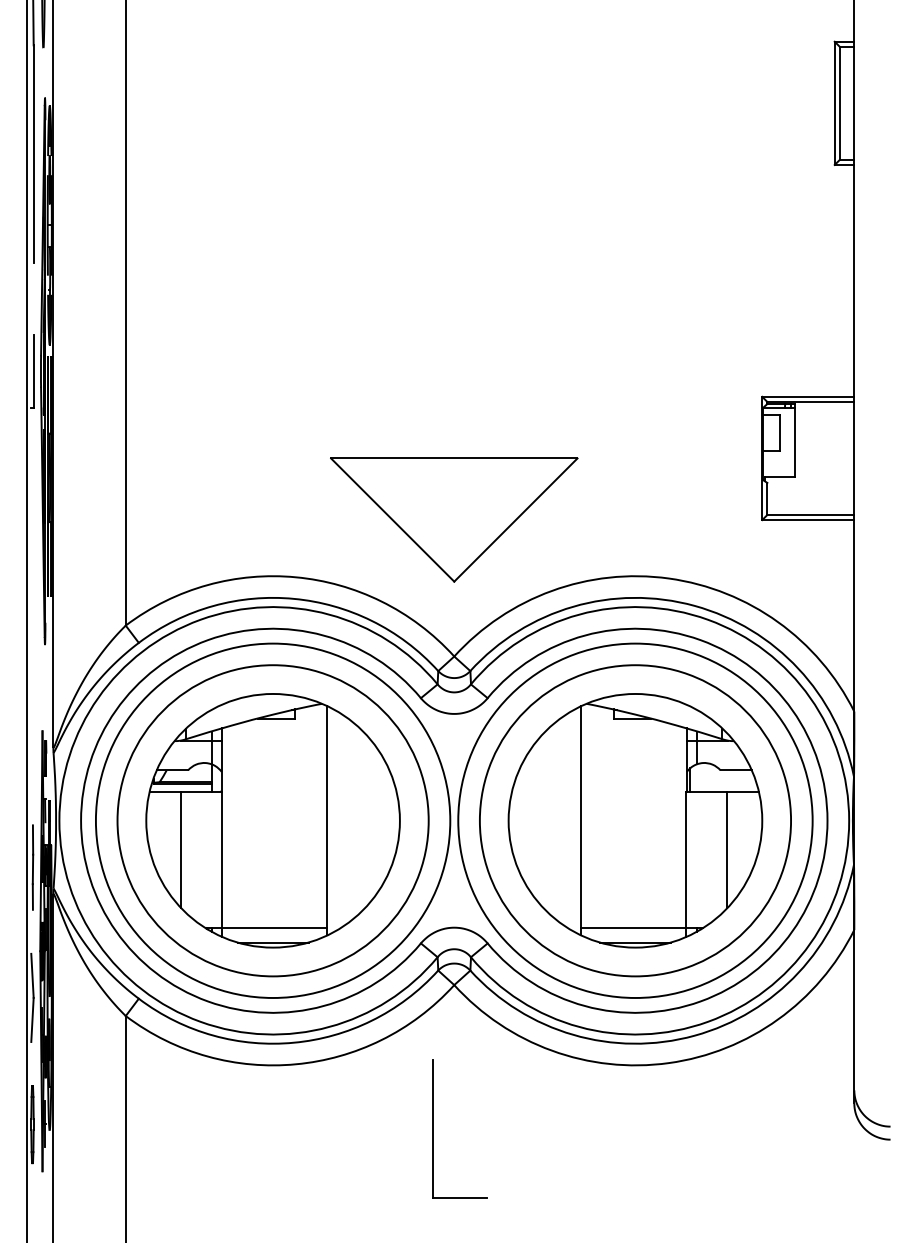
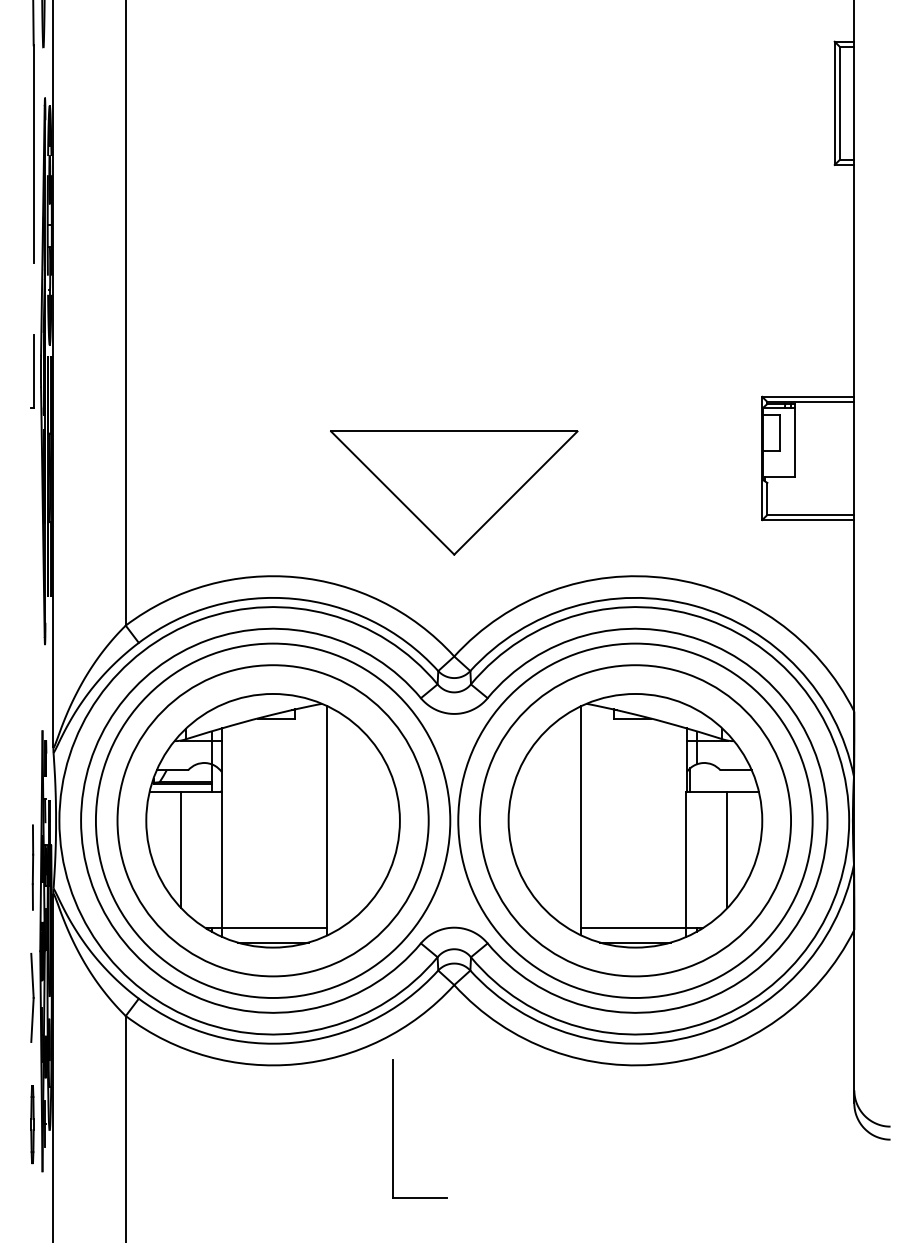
part position: (454, 519) -> (454, 492) (454, 492)
line: present -> none (26, 620)
part position: (433, 1128) -> (393, 1128) (393, 1128)
